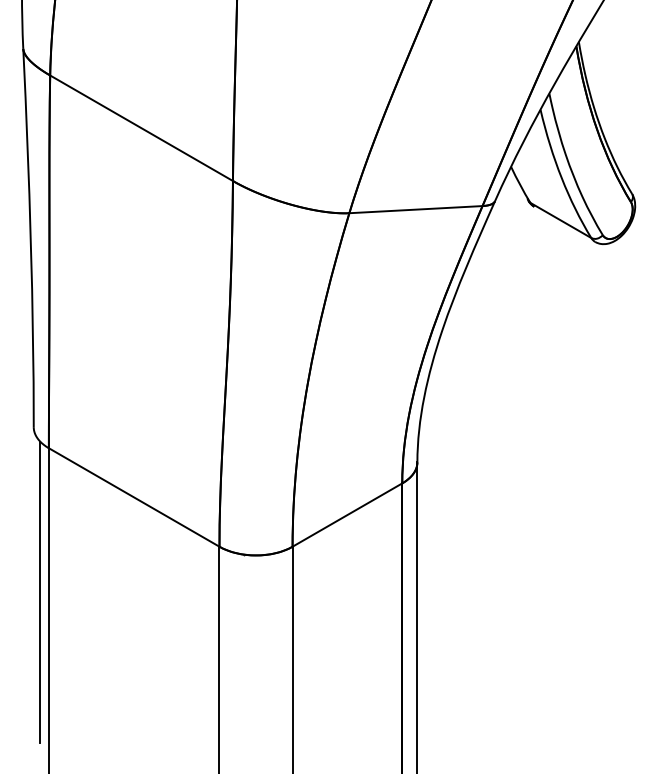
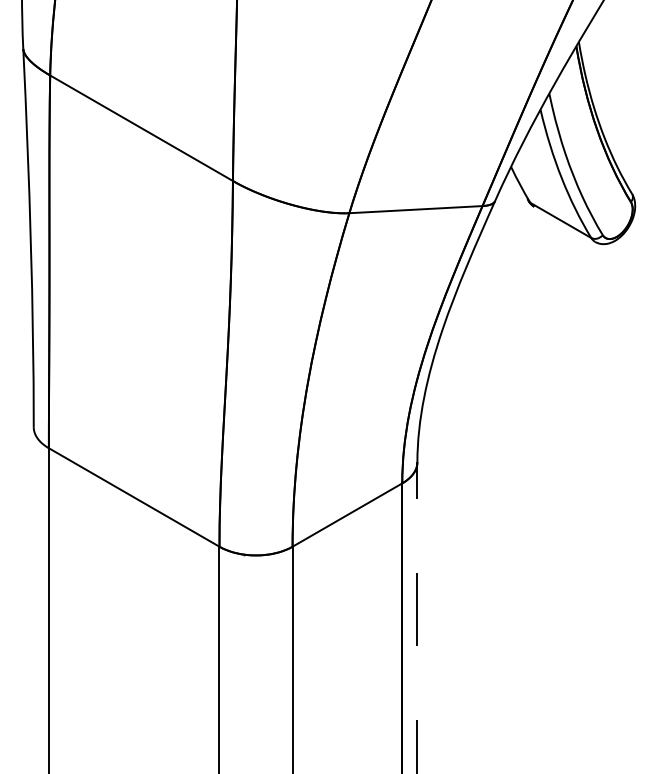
line: present -> none (40, 592)
line: solid -> dashed (417, 617)
